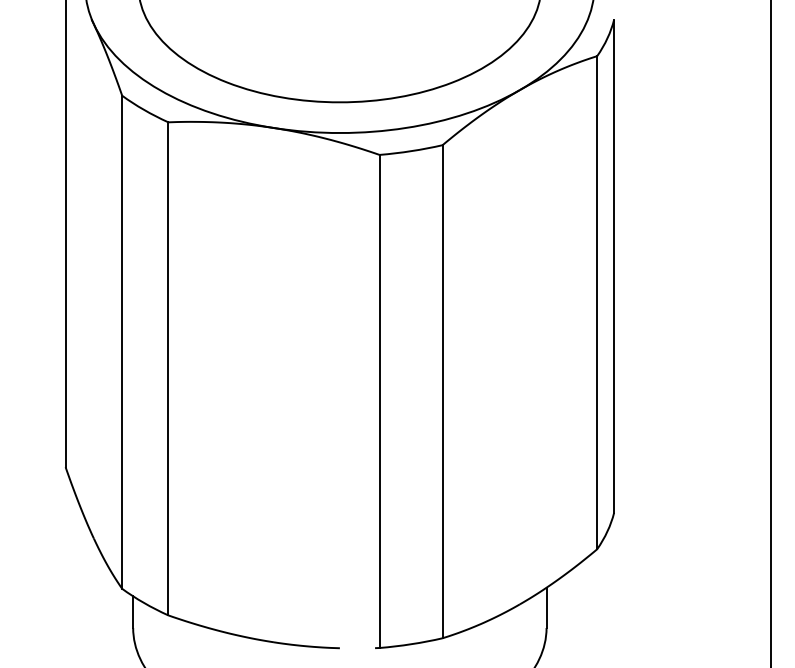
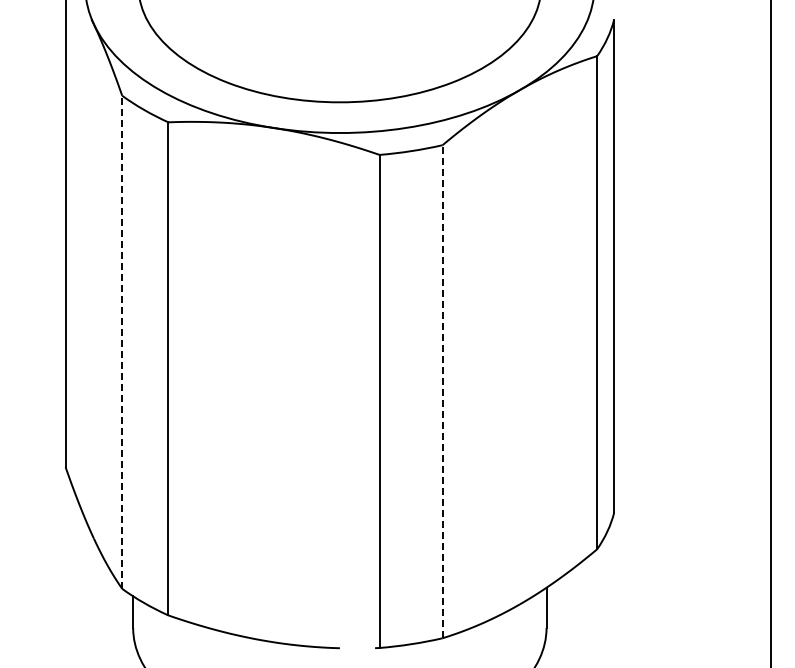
line: solid -> dashed (122, 342)
line: solid -> dashed (442, 391)
